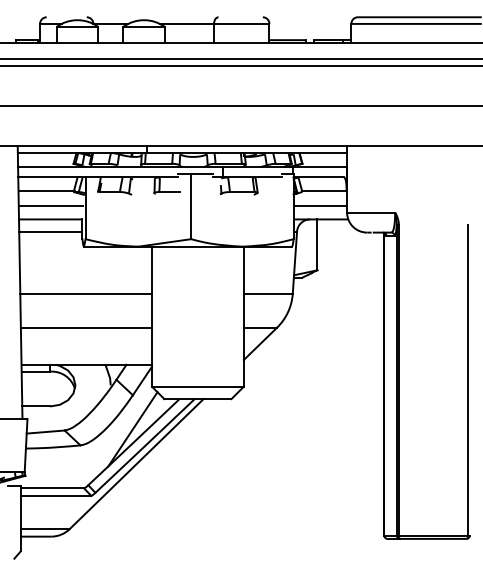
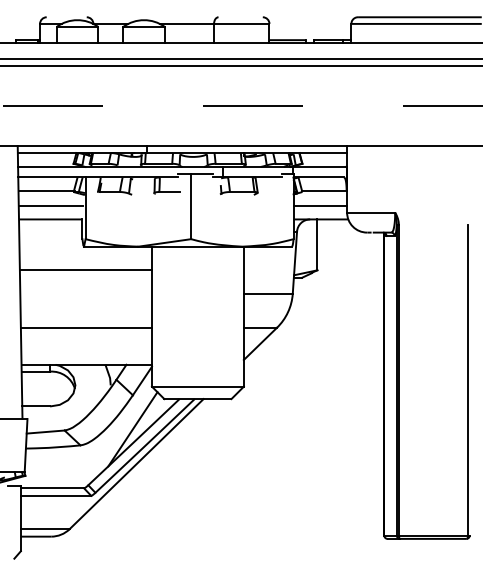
line: solid -> dashed (241, 106)
line: present -> none (50, 231)
line position: (85, 293) -> (85, 269) (85, 269)
